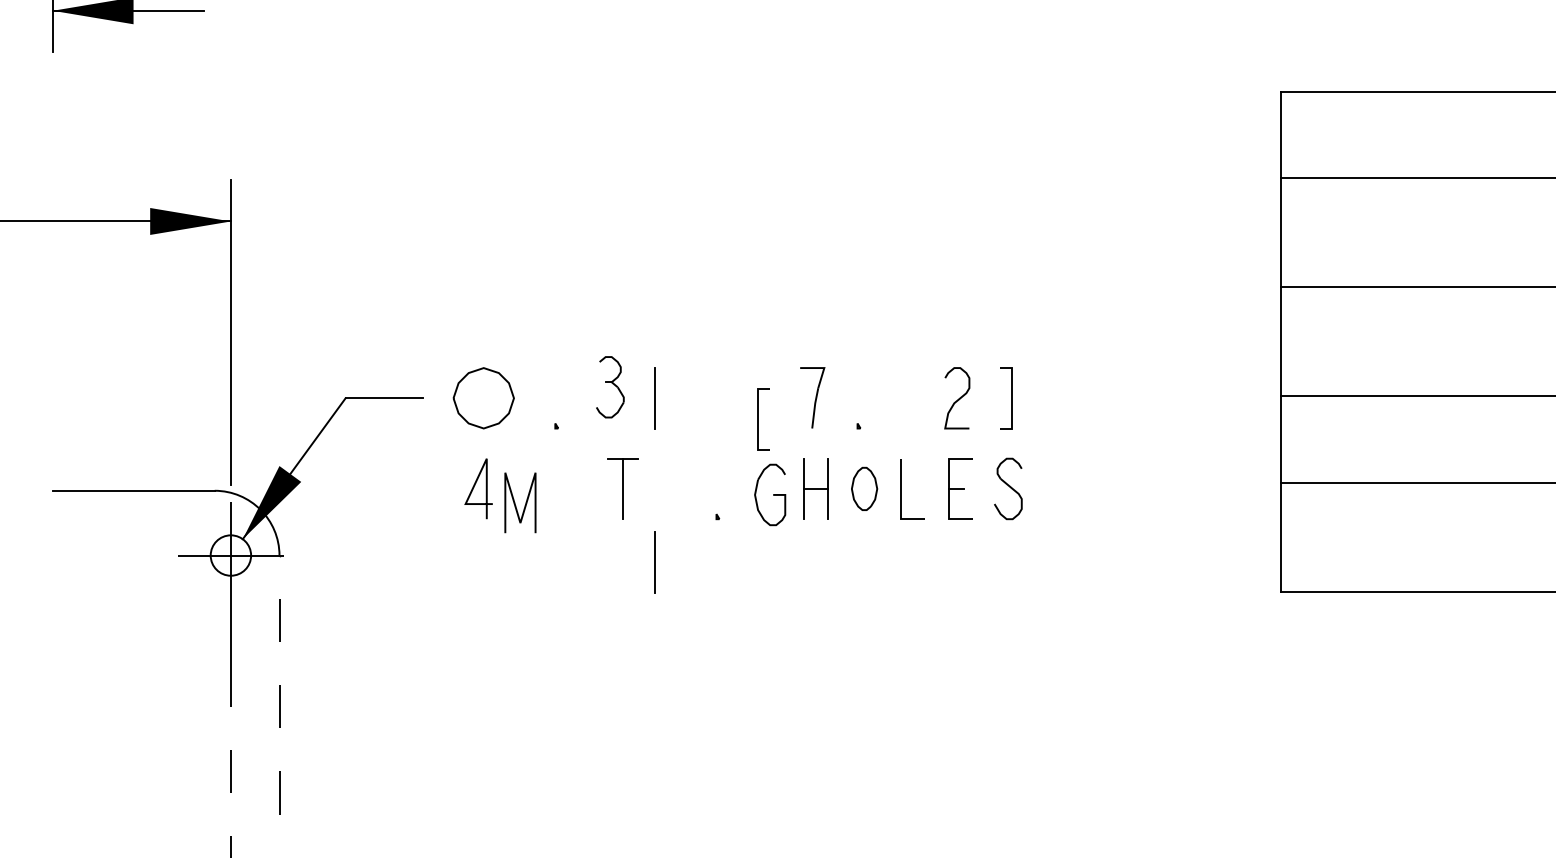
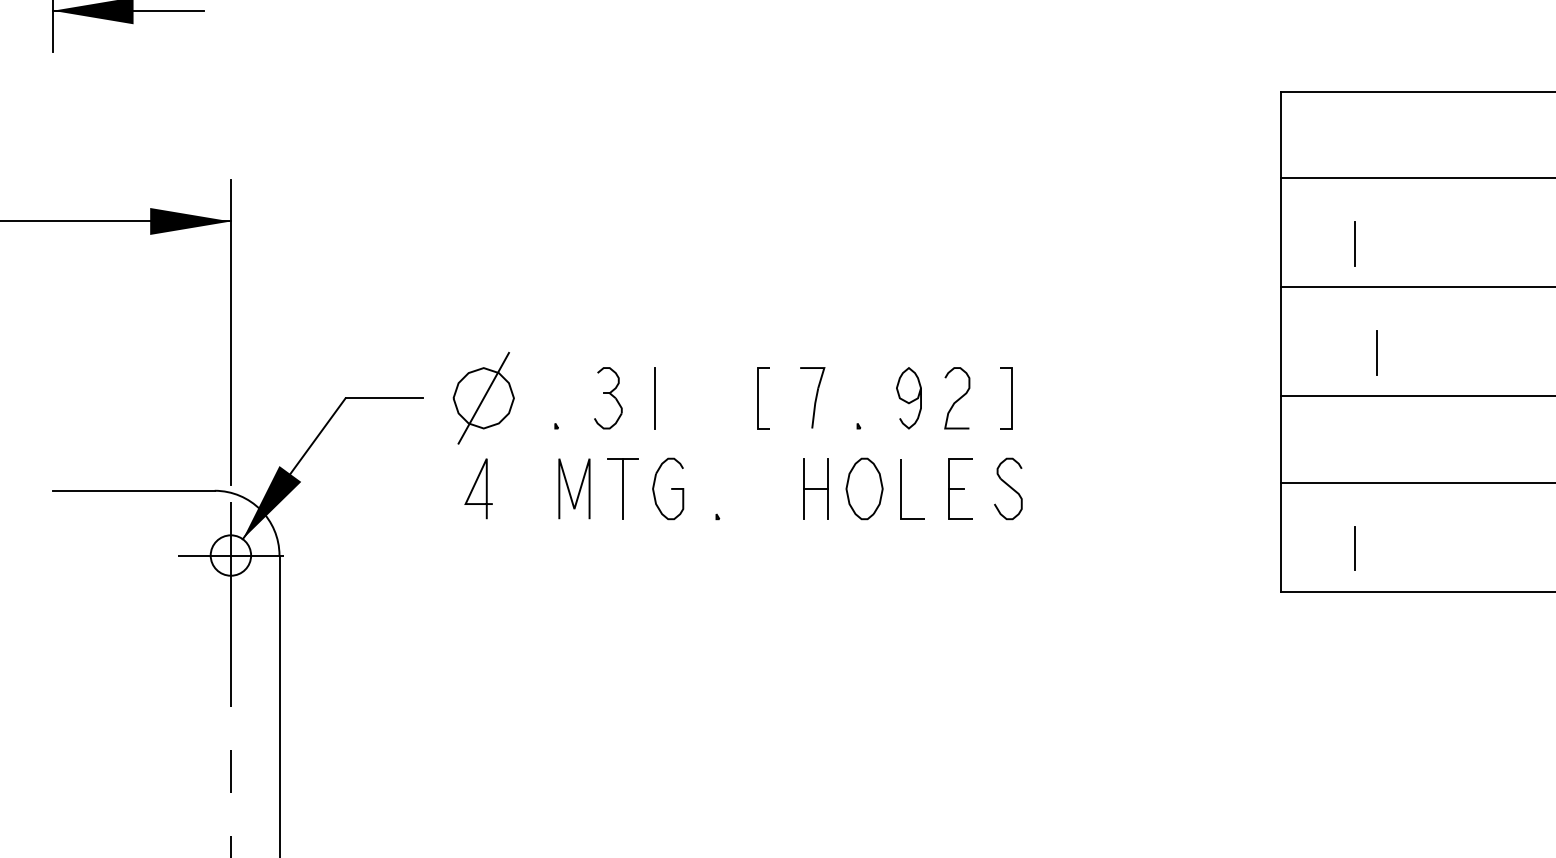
line: none -> present (1354, 243)
line: none -> present (1376, 352)
part position: (610, 387) -> (608, 398) (608, 398)
line: none -> present (483, 397)
curve: none -> present (906, 400)
line position: (758, 419) -> (758, 398) (758, 398)
part size: 28x45 px -> 39x64 px (864, 488)
part position: (770, 494) -> (668, 488) (668, 488)
line position: (515, 502) -> (569, 488) (569, 488)
line: none -> present (1354, 547)
line: present -> none (654, 562)
line: dashed -> solid (279, 706)
